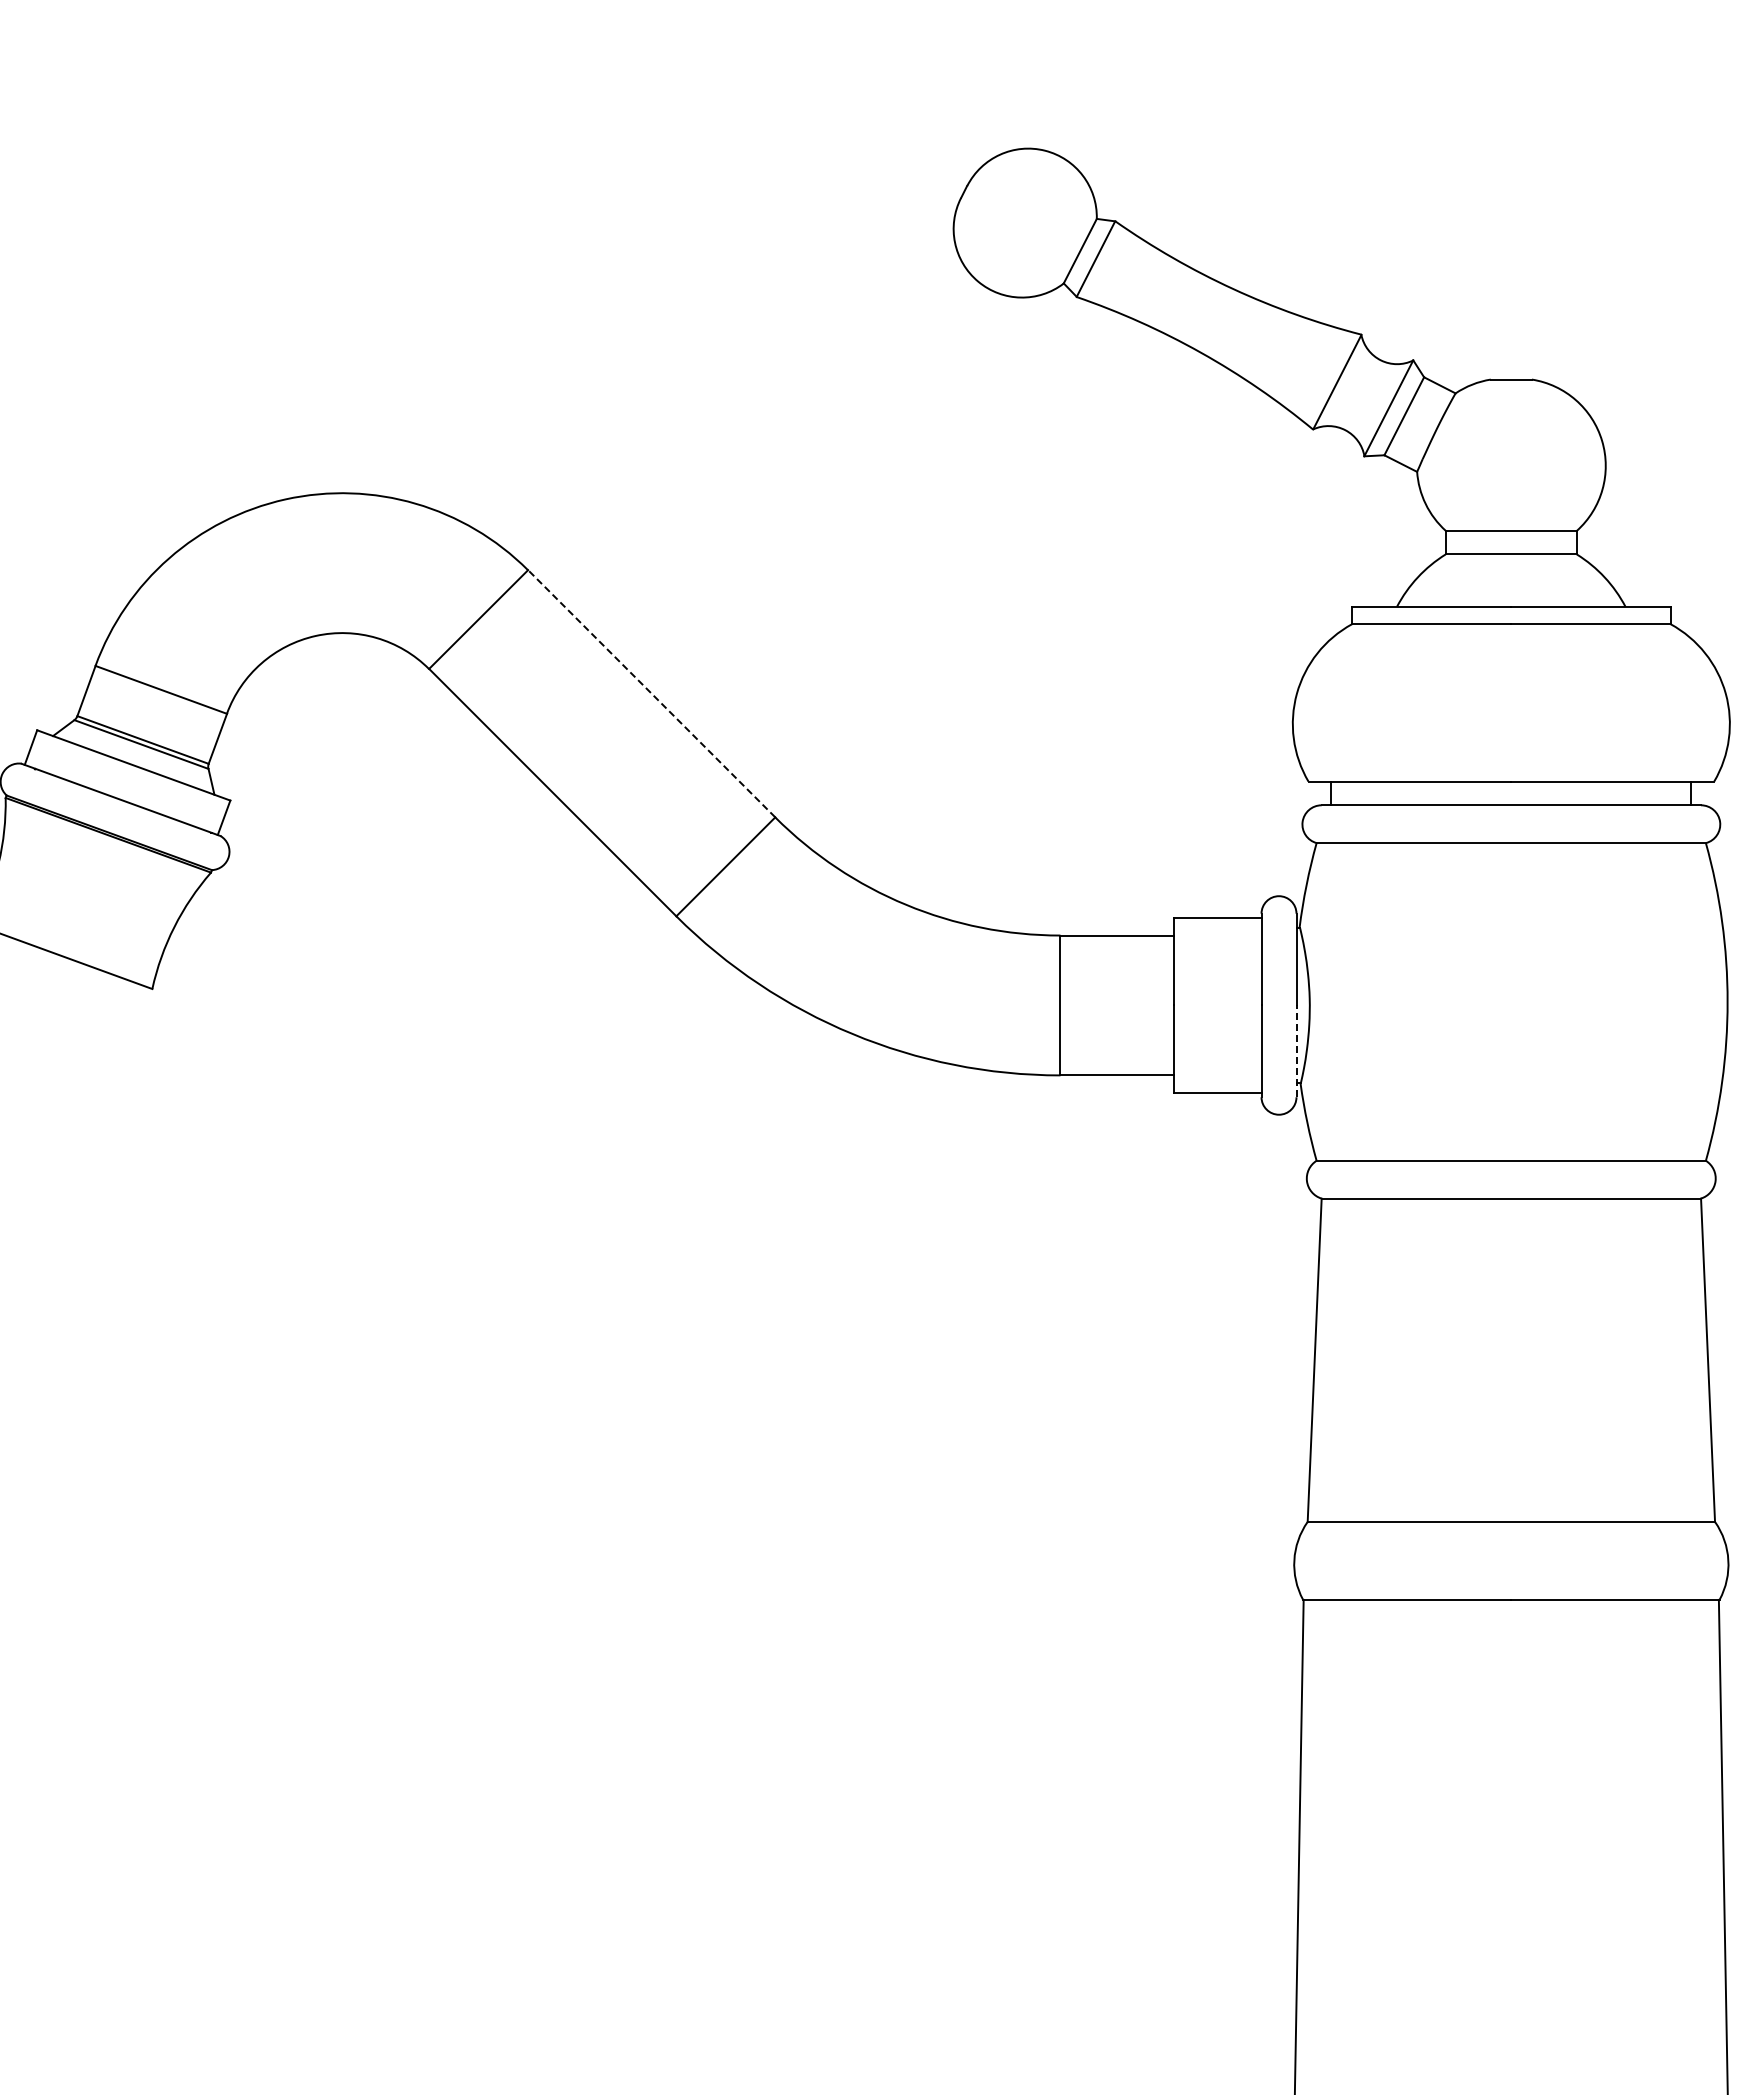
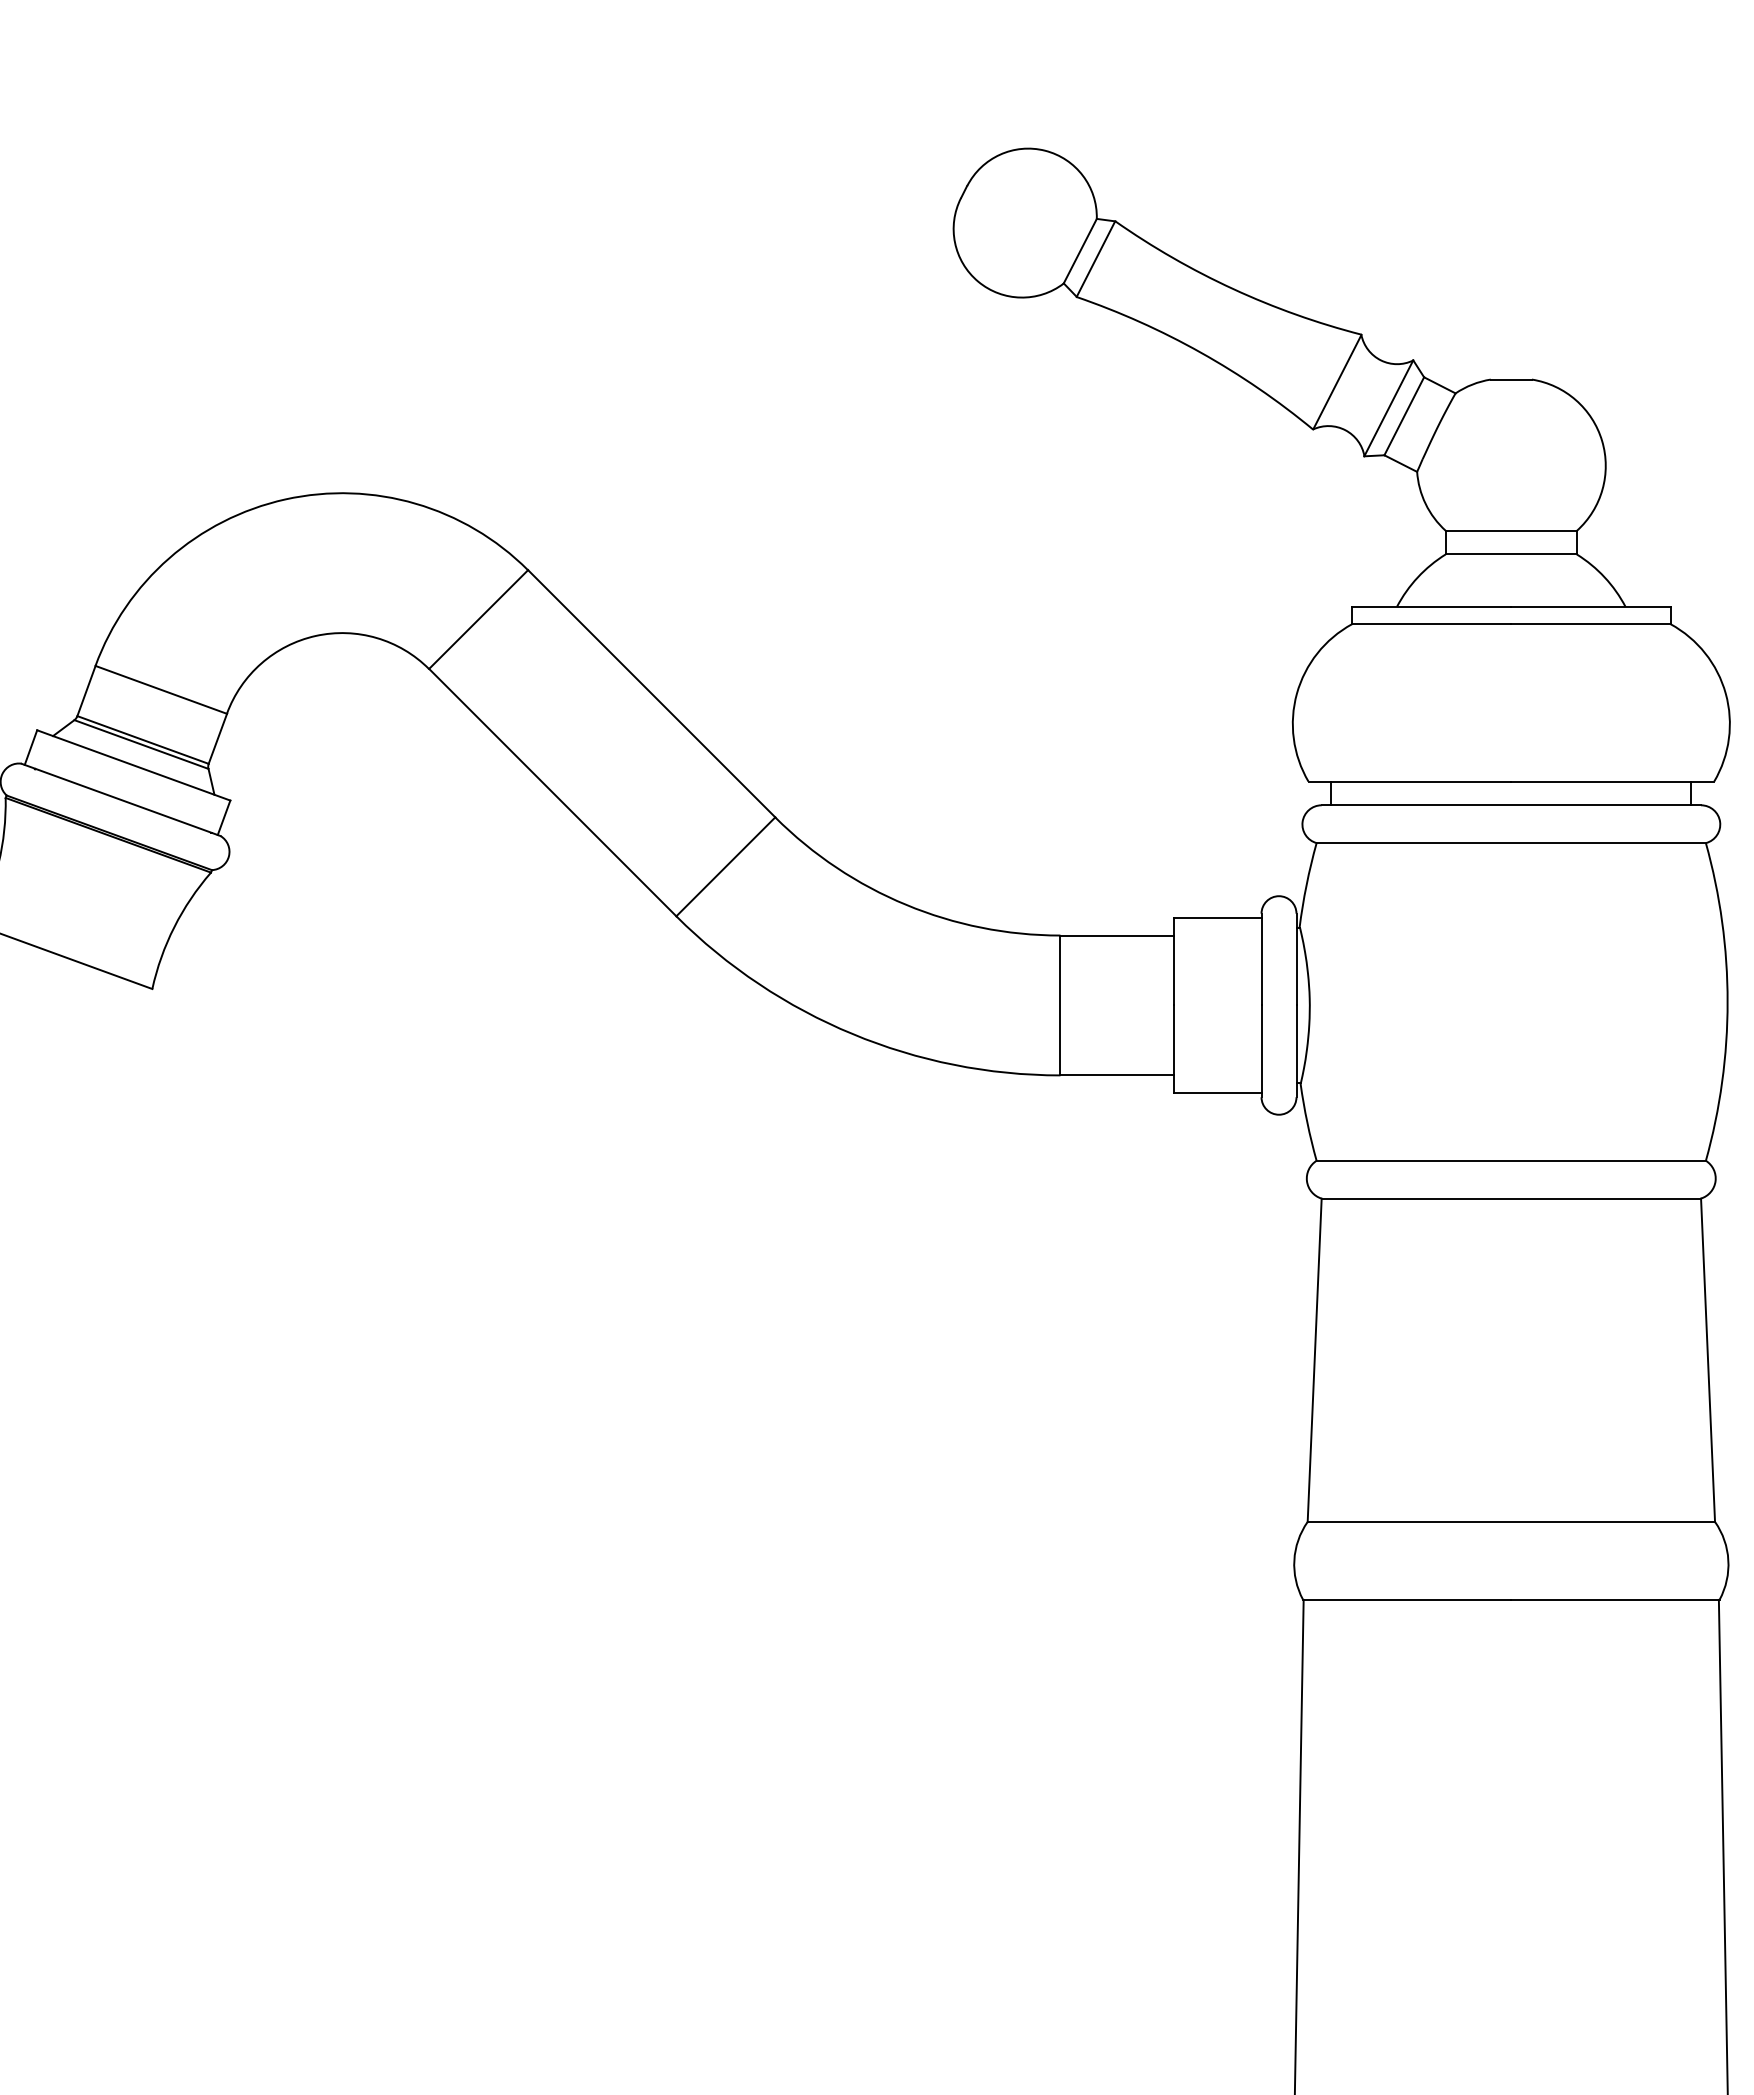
line: dashed -> solid (651, 693)
line: dashed -> solid (1296, 1051)
